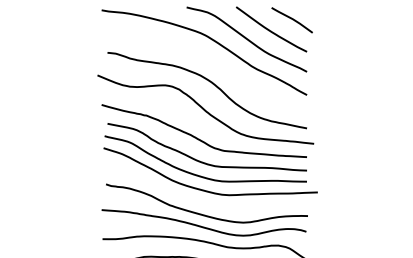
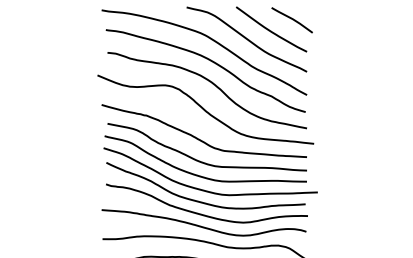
curve: none -> present (210, 61)
curve: none -> present (202, 201)
